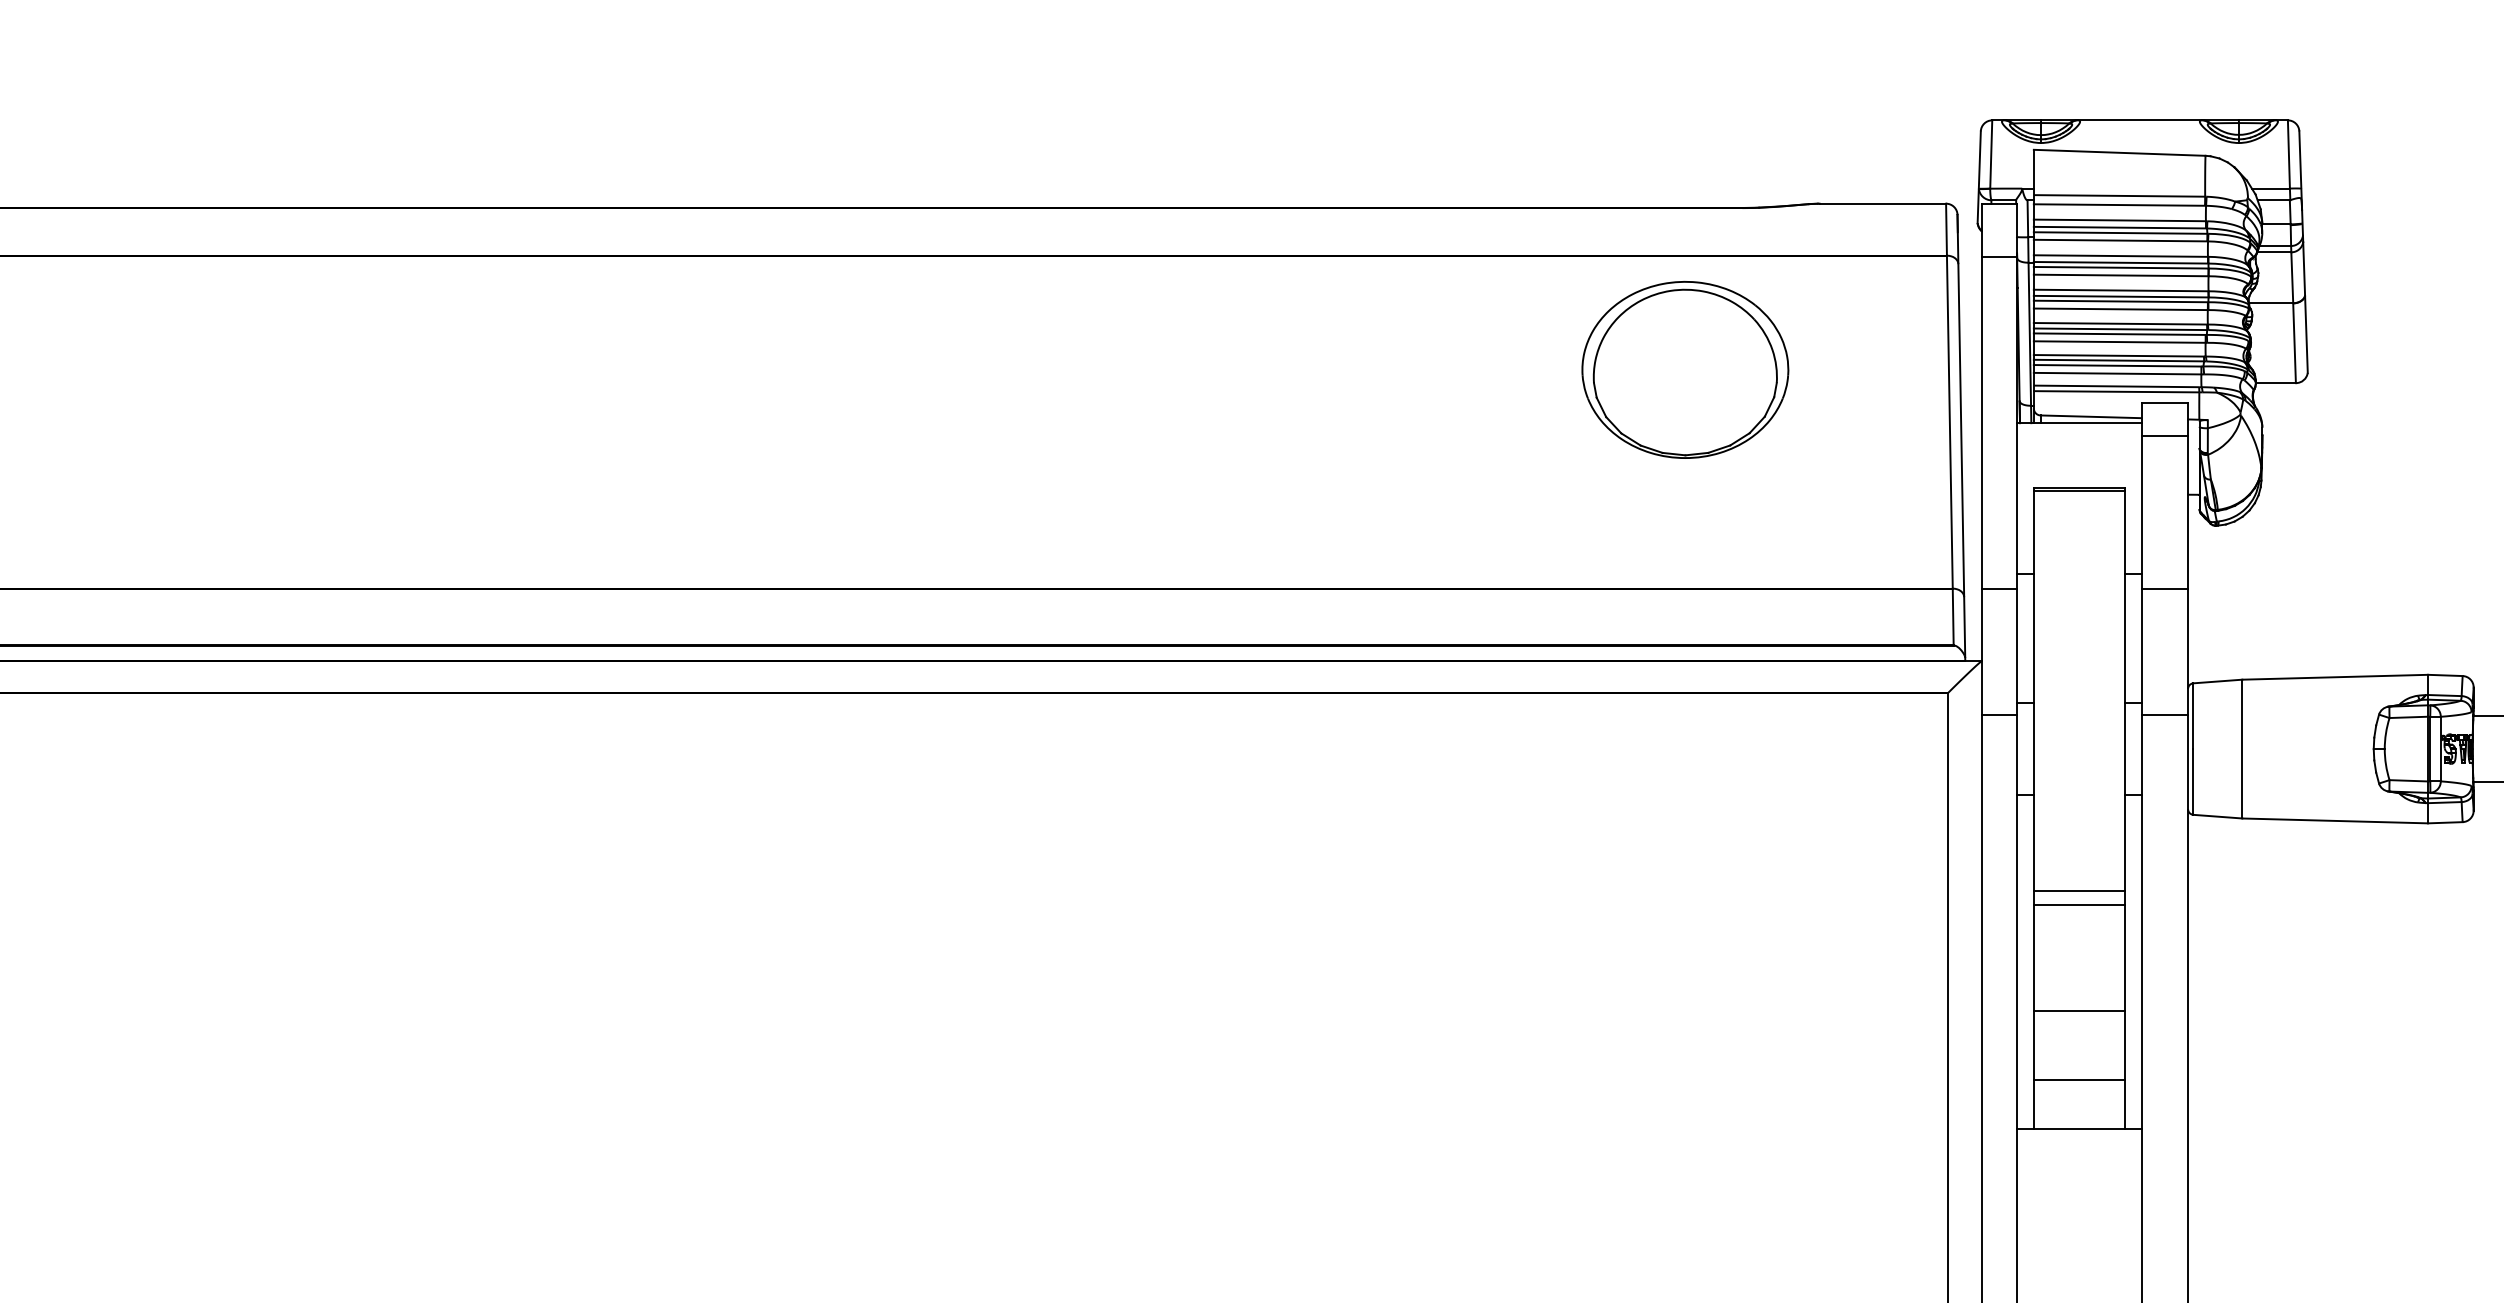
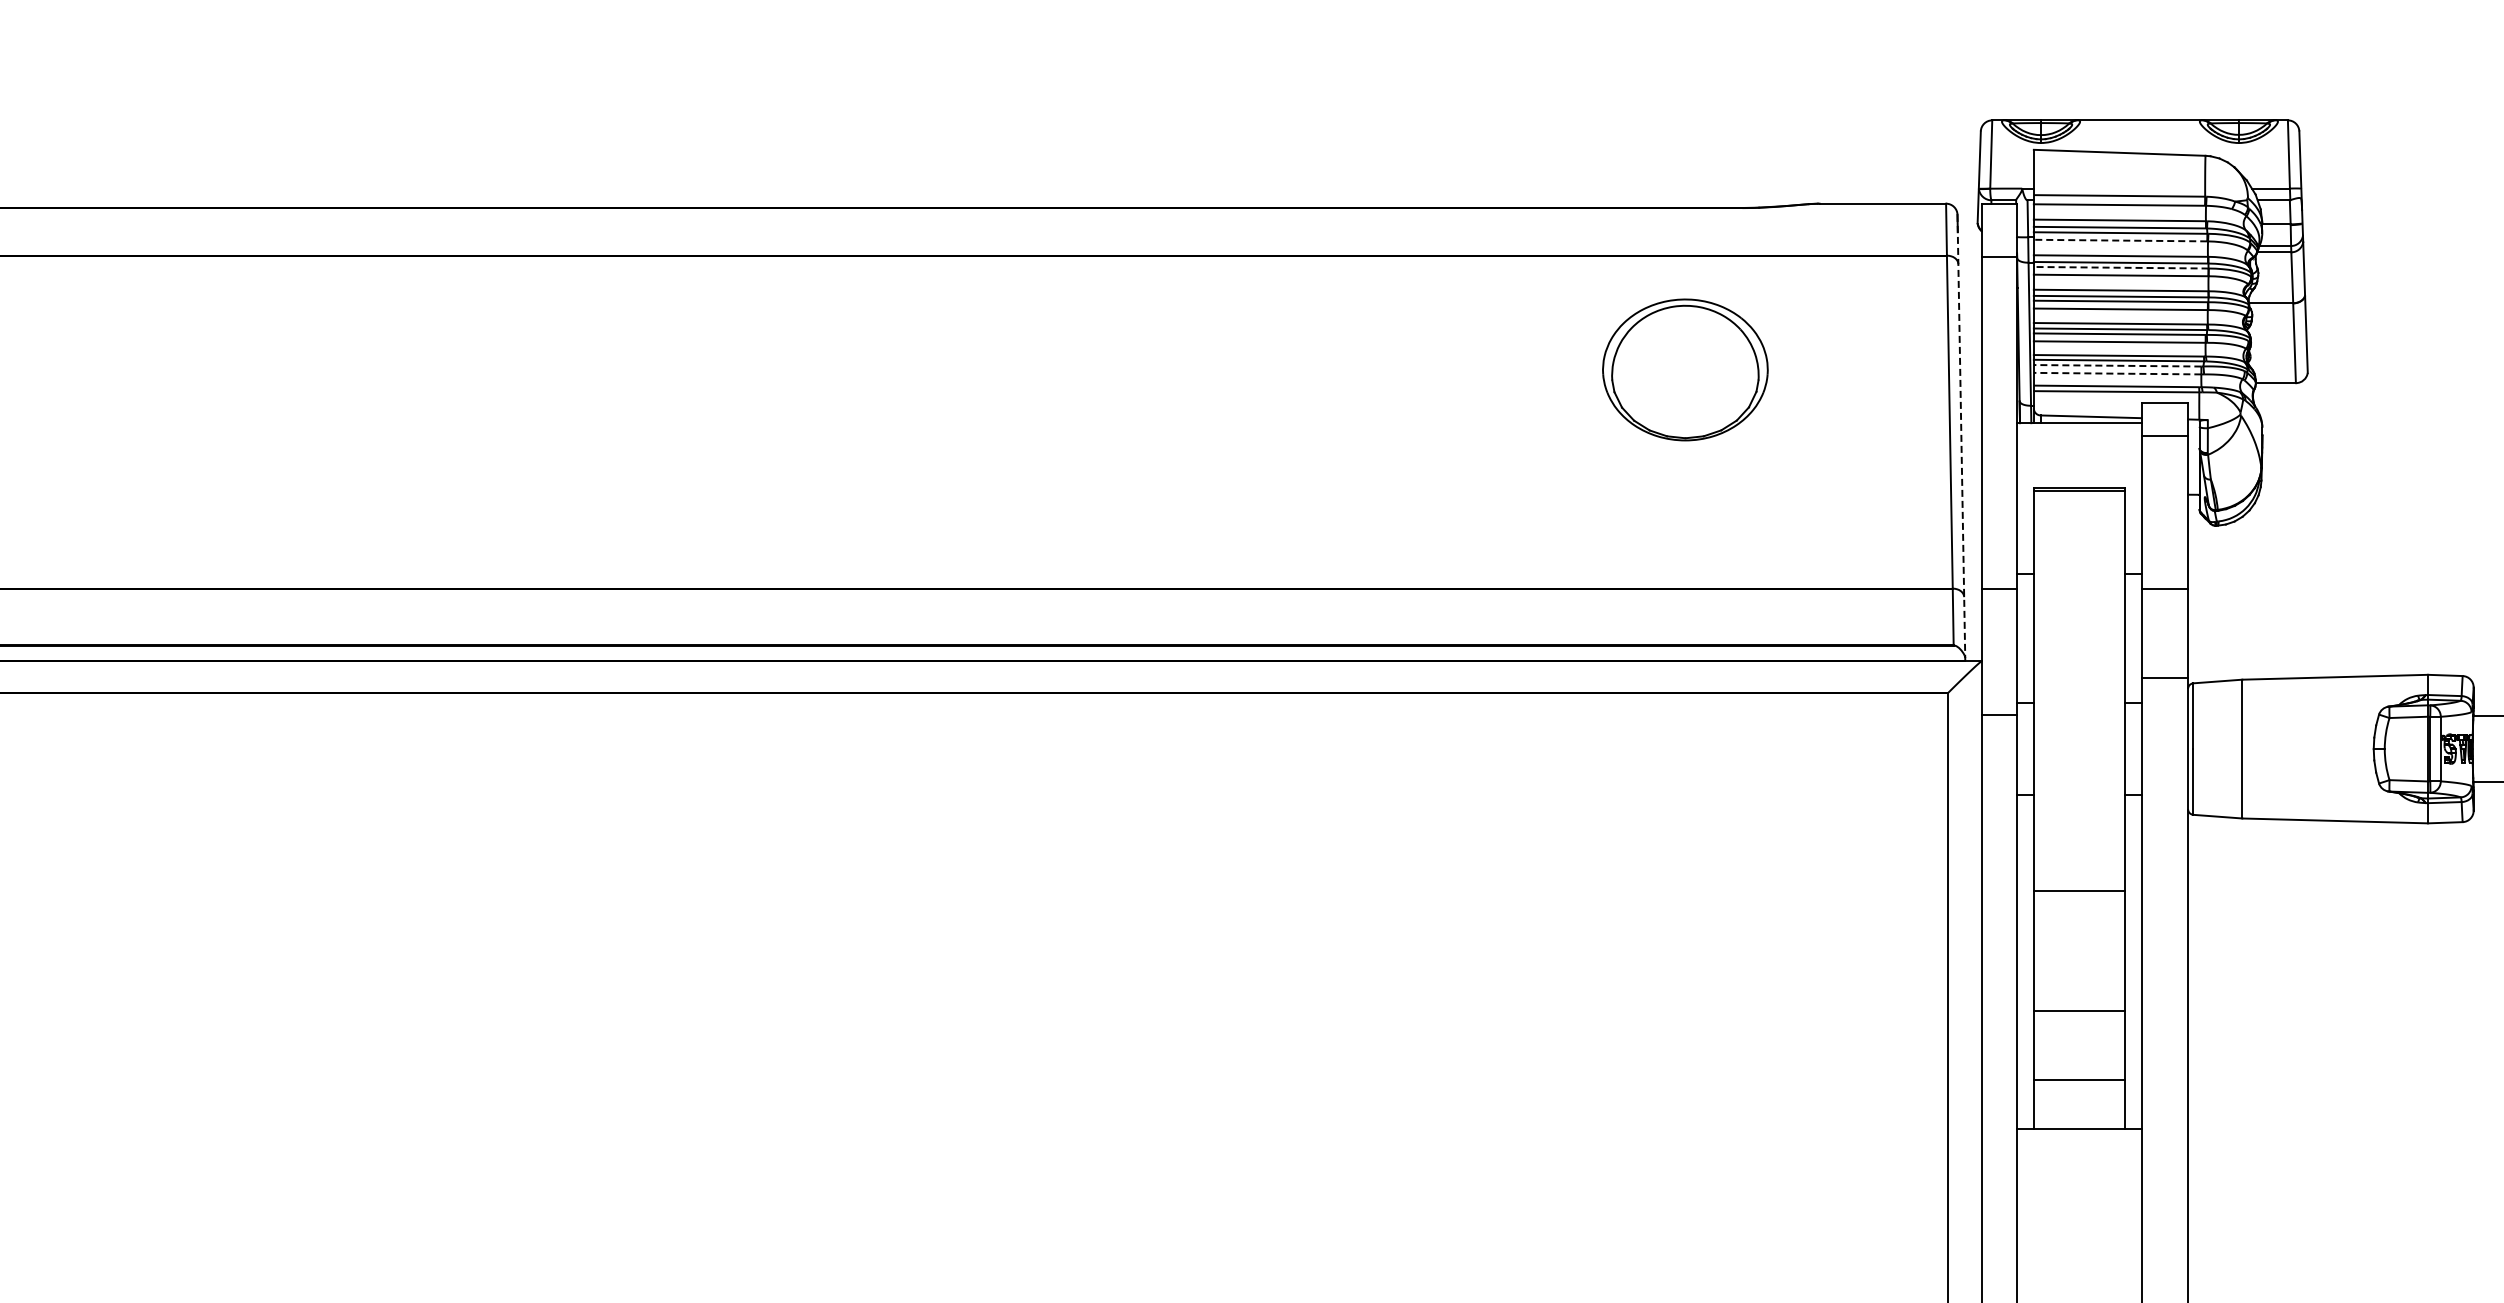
line: solid -> dashed (2120, 240)
line: solid -> dashed (2120, 267)
line: solid -> dashed (2117, 365)
part size: 209x178 px -> 167x144 px (1685, 369)
line: solid -> dashed (2117, 373)
line: solid -> dashed (1961, 437)
line position: (2165, 715) -> (2165, 678) (2165, 678)
line: present -> none (2079, 905)
